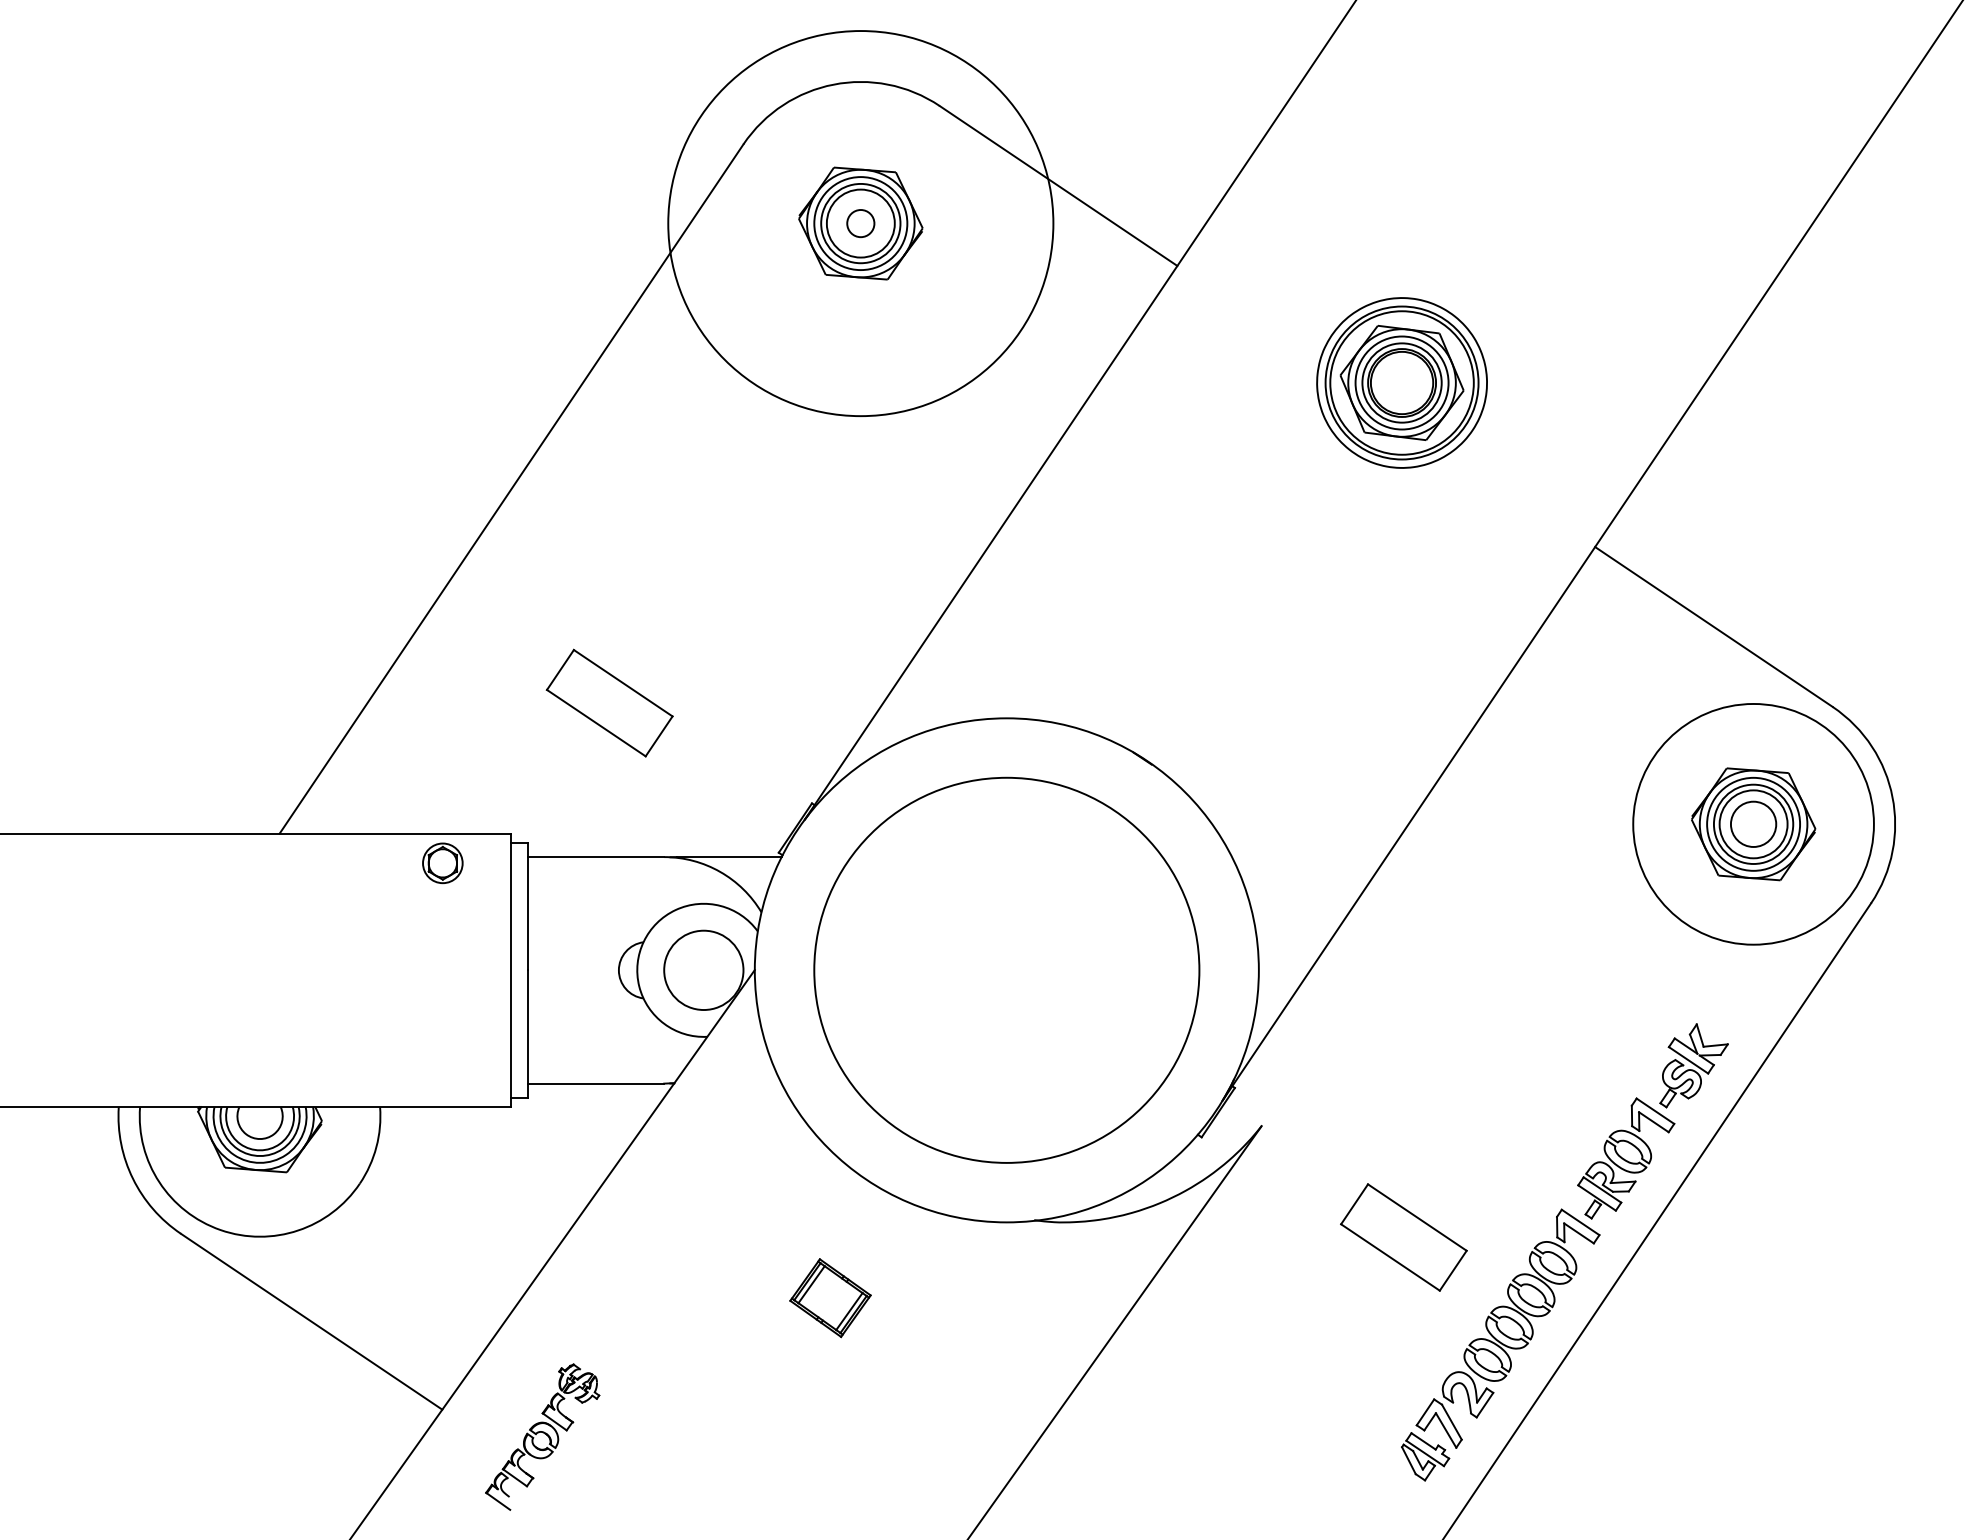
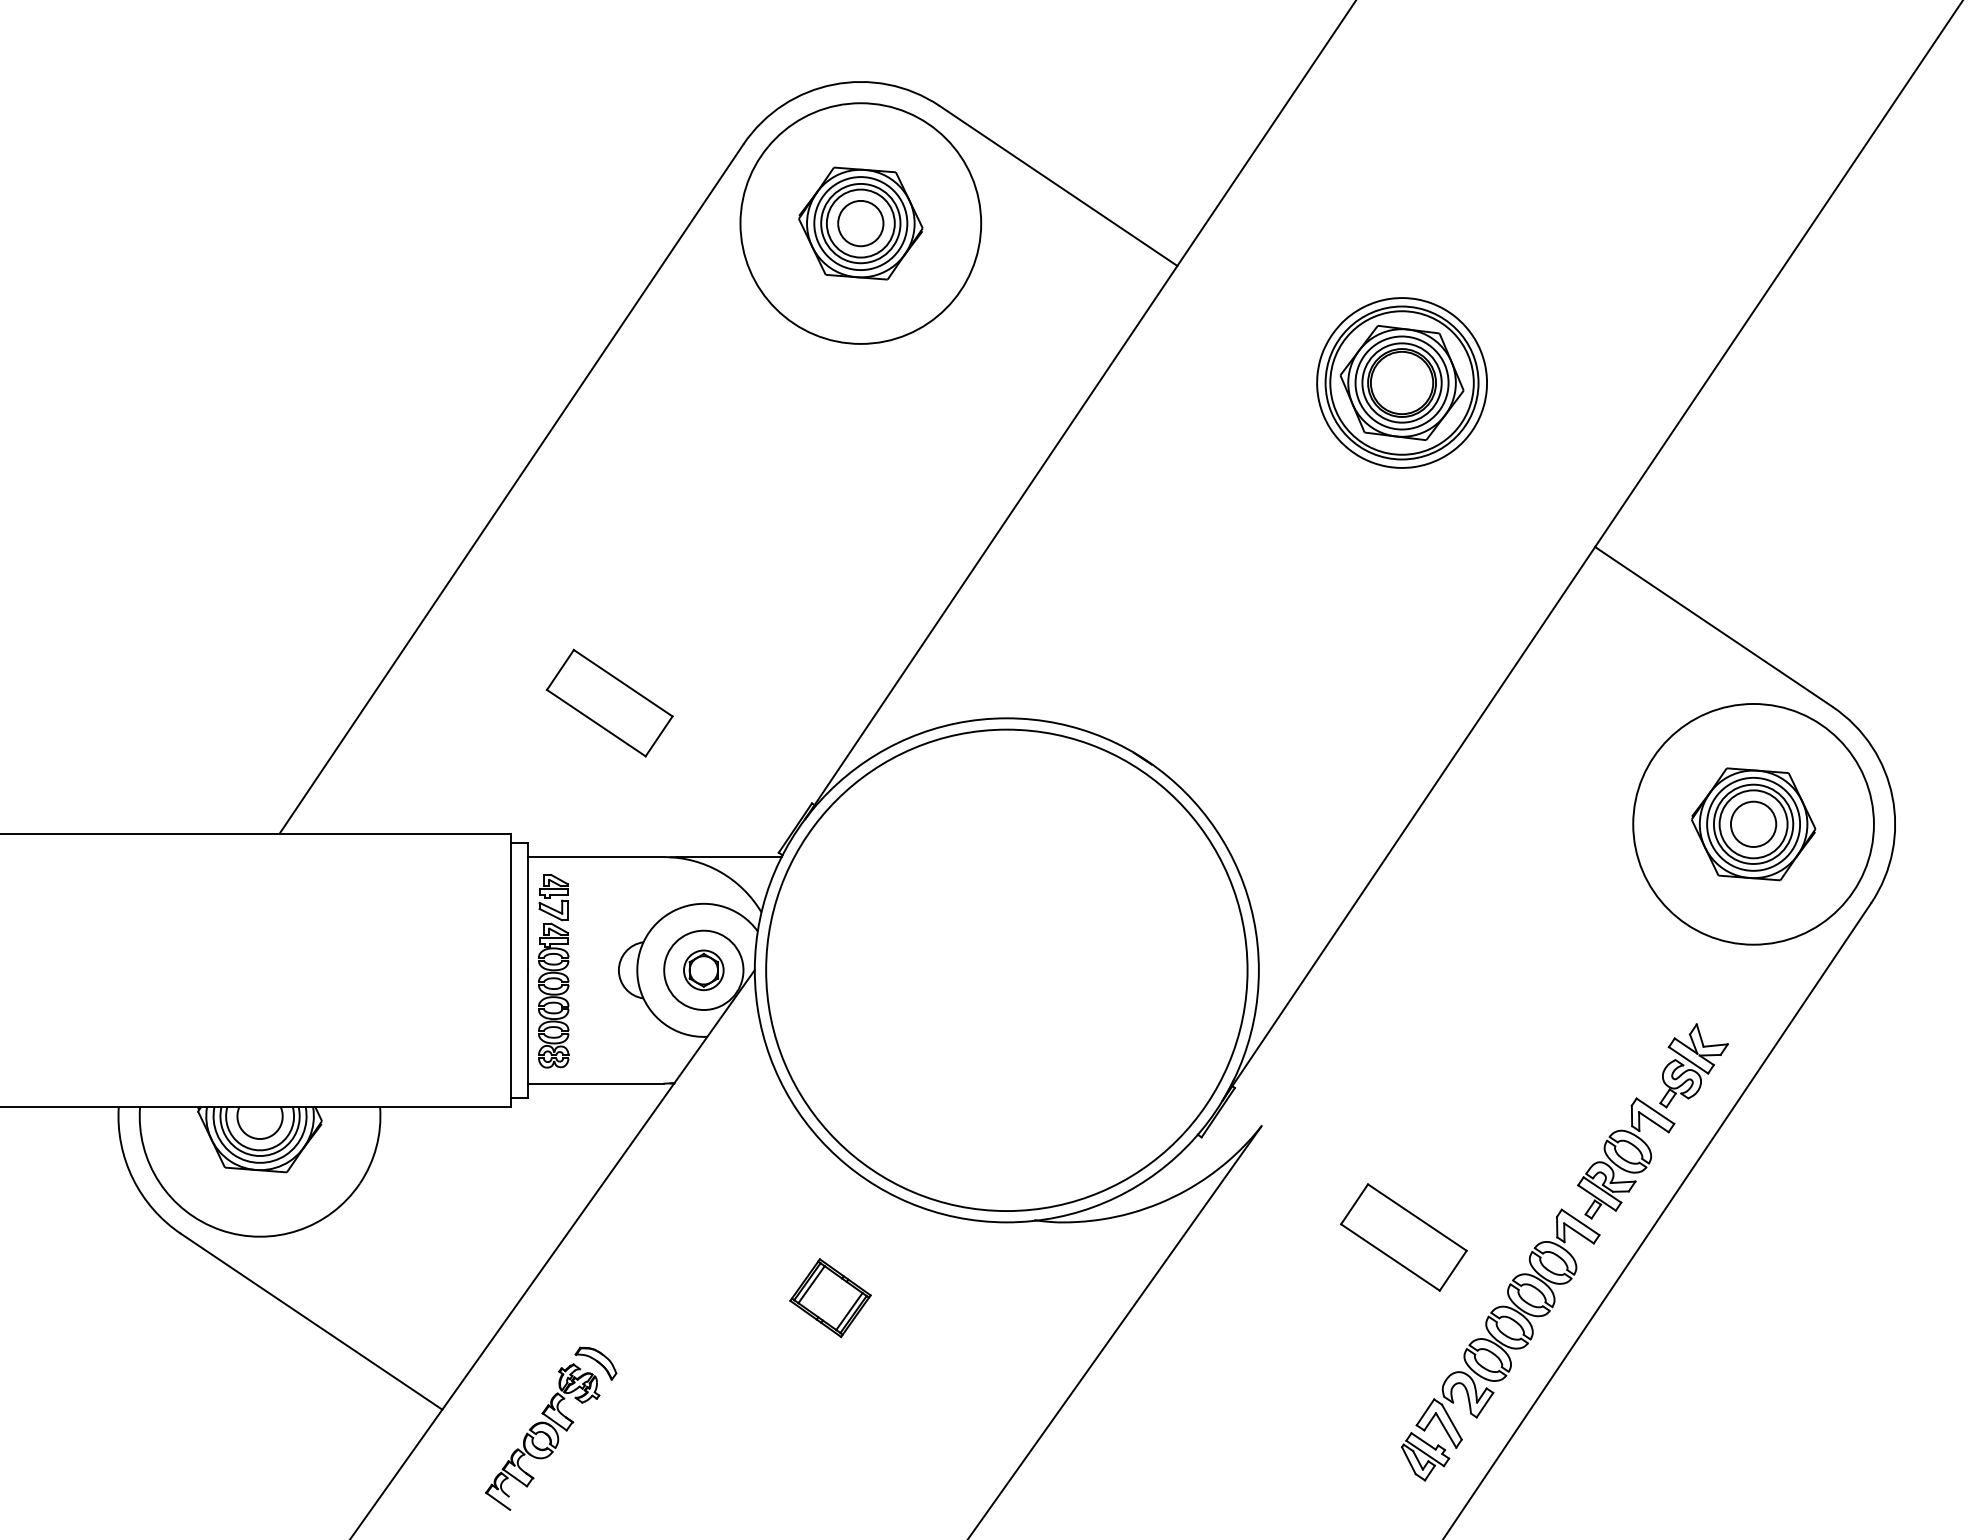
circle diameter: 27 px -> 45 px (860, 223)
circle diameter: 385 px -> 241 px (860, 223)
part position: (442, 863) -> (703, 970) (703, 970)
circle diameter: 385 px -> 481 px (1006, 970)
part: none -> present (553, 971)
part: none -> present (595, 1363)
